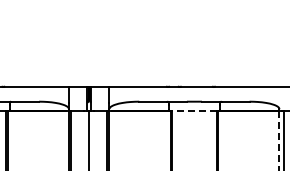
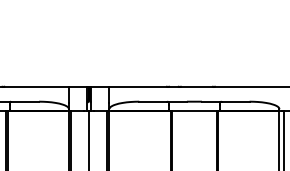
line: dashed -> solid (193, 110)
line: dashed -> solid (279, 140)
